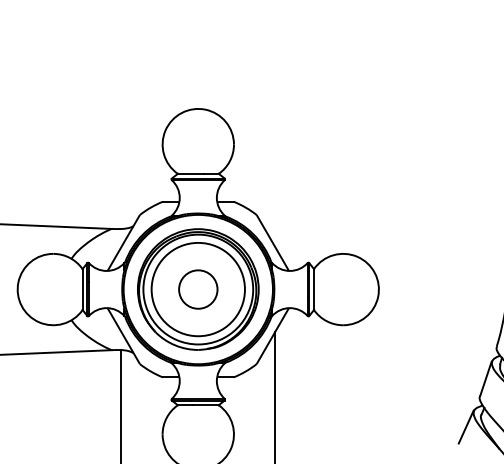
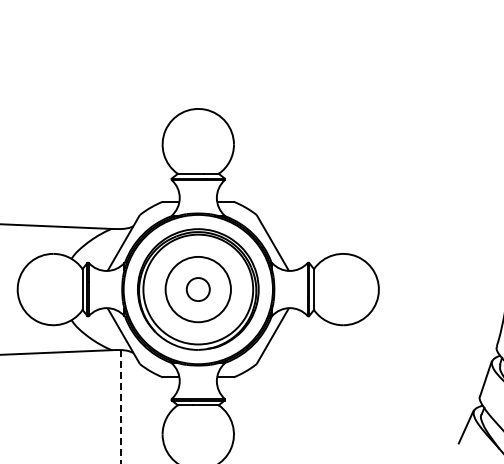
circle diameter: 93 px -> 65 px (197, 289)
circle diameter: 38 px -> 23 px (197, 289)
line: present -> none (275, 396)
line: solid -> dashed (121, 407)
